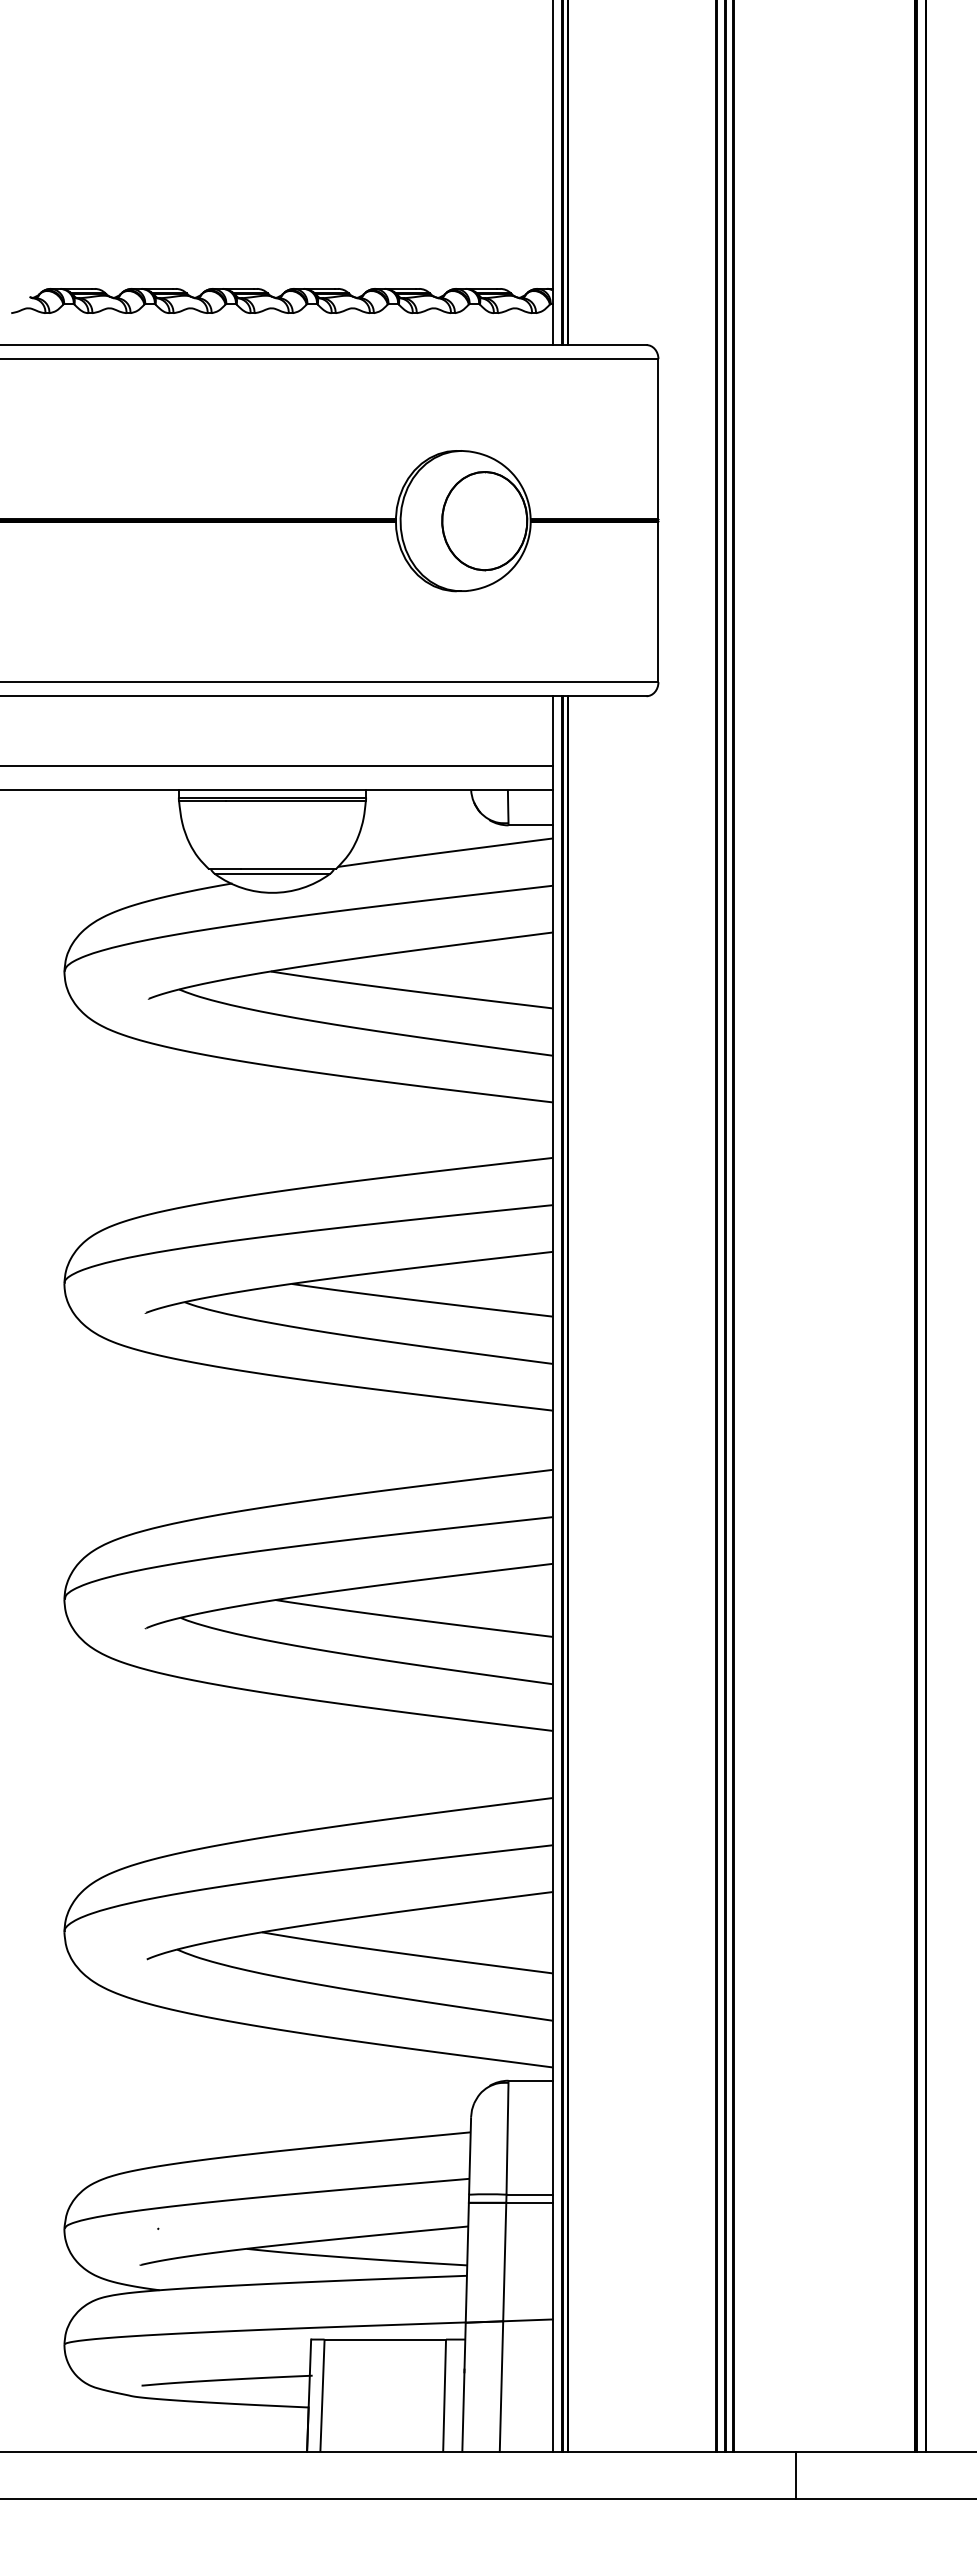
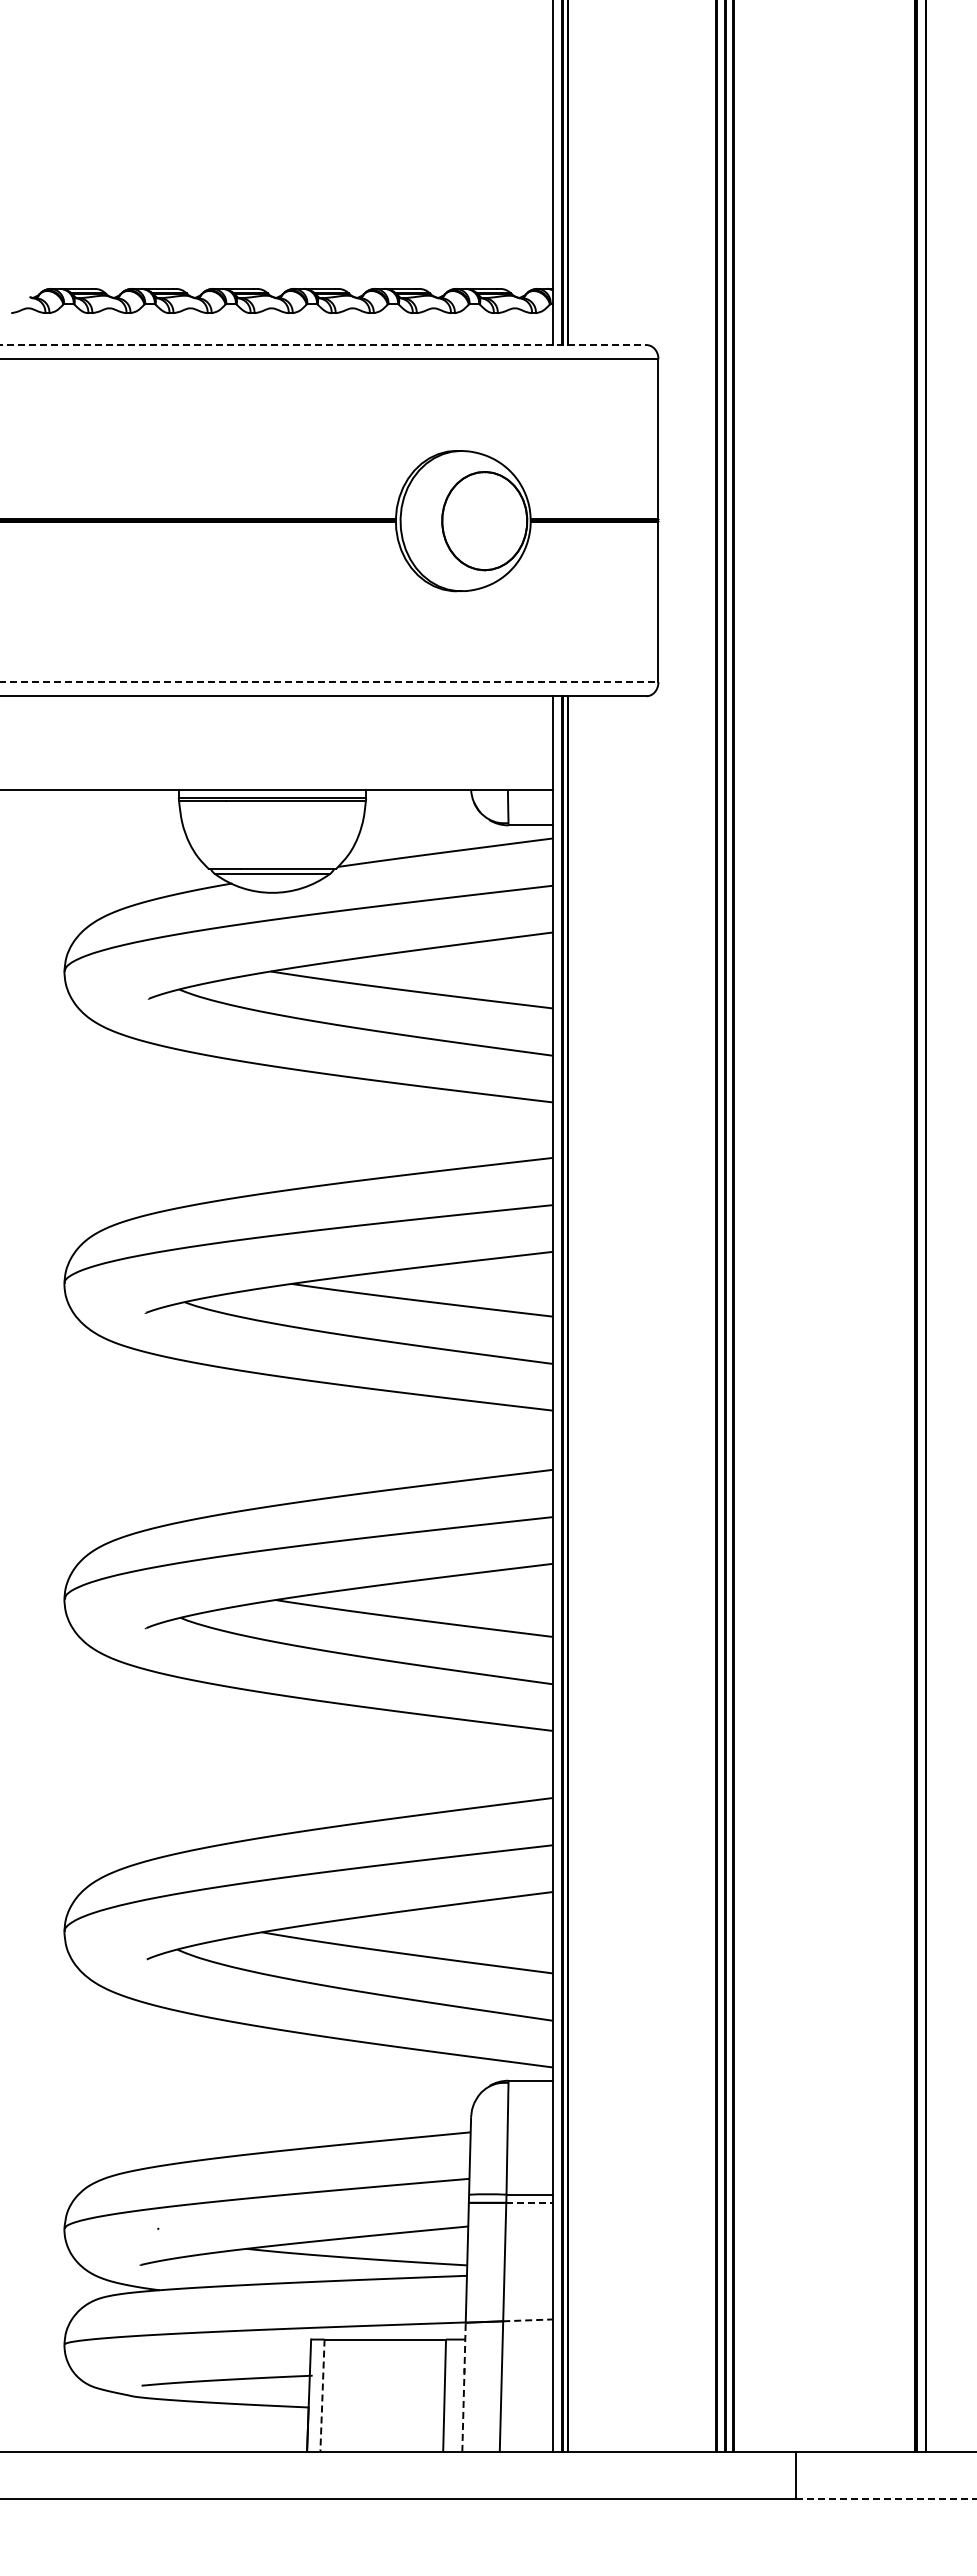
line: solid -> dashed (323, 345)
line: solid -> dashed (329, 682)
line: present -> none (277, 766)
line: solid -> dashed (529, 2202)
line: solid -> dashed (527, 2320)
line: solid -> dashed (464, 2387)
line: solid -> dashed (322, 2396)
line: solid -> dashed (886, 2498)
